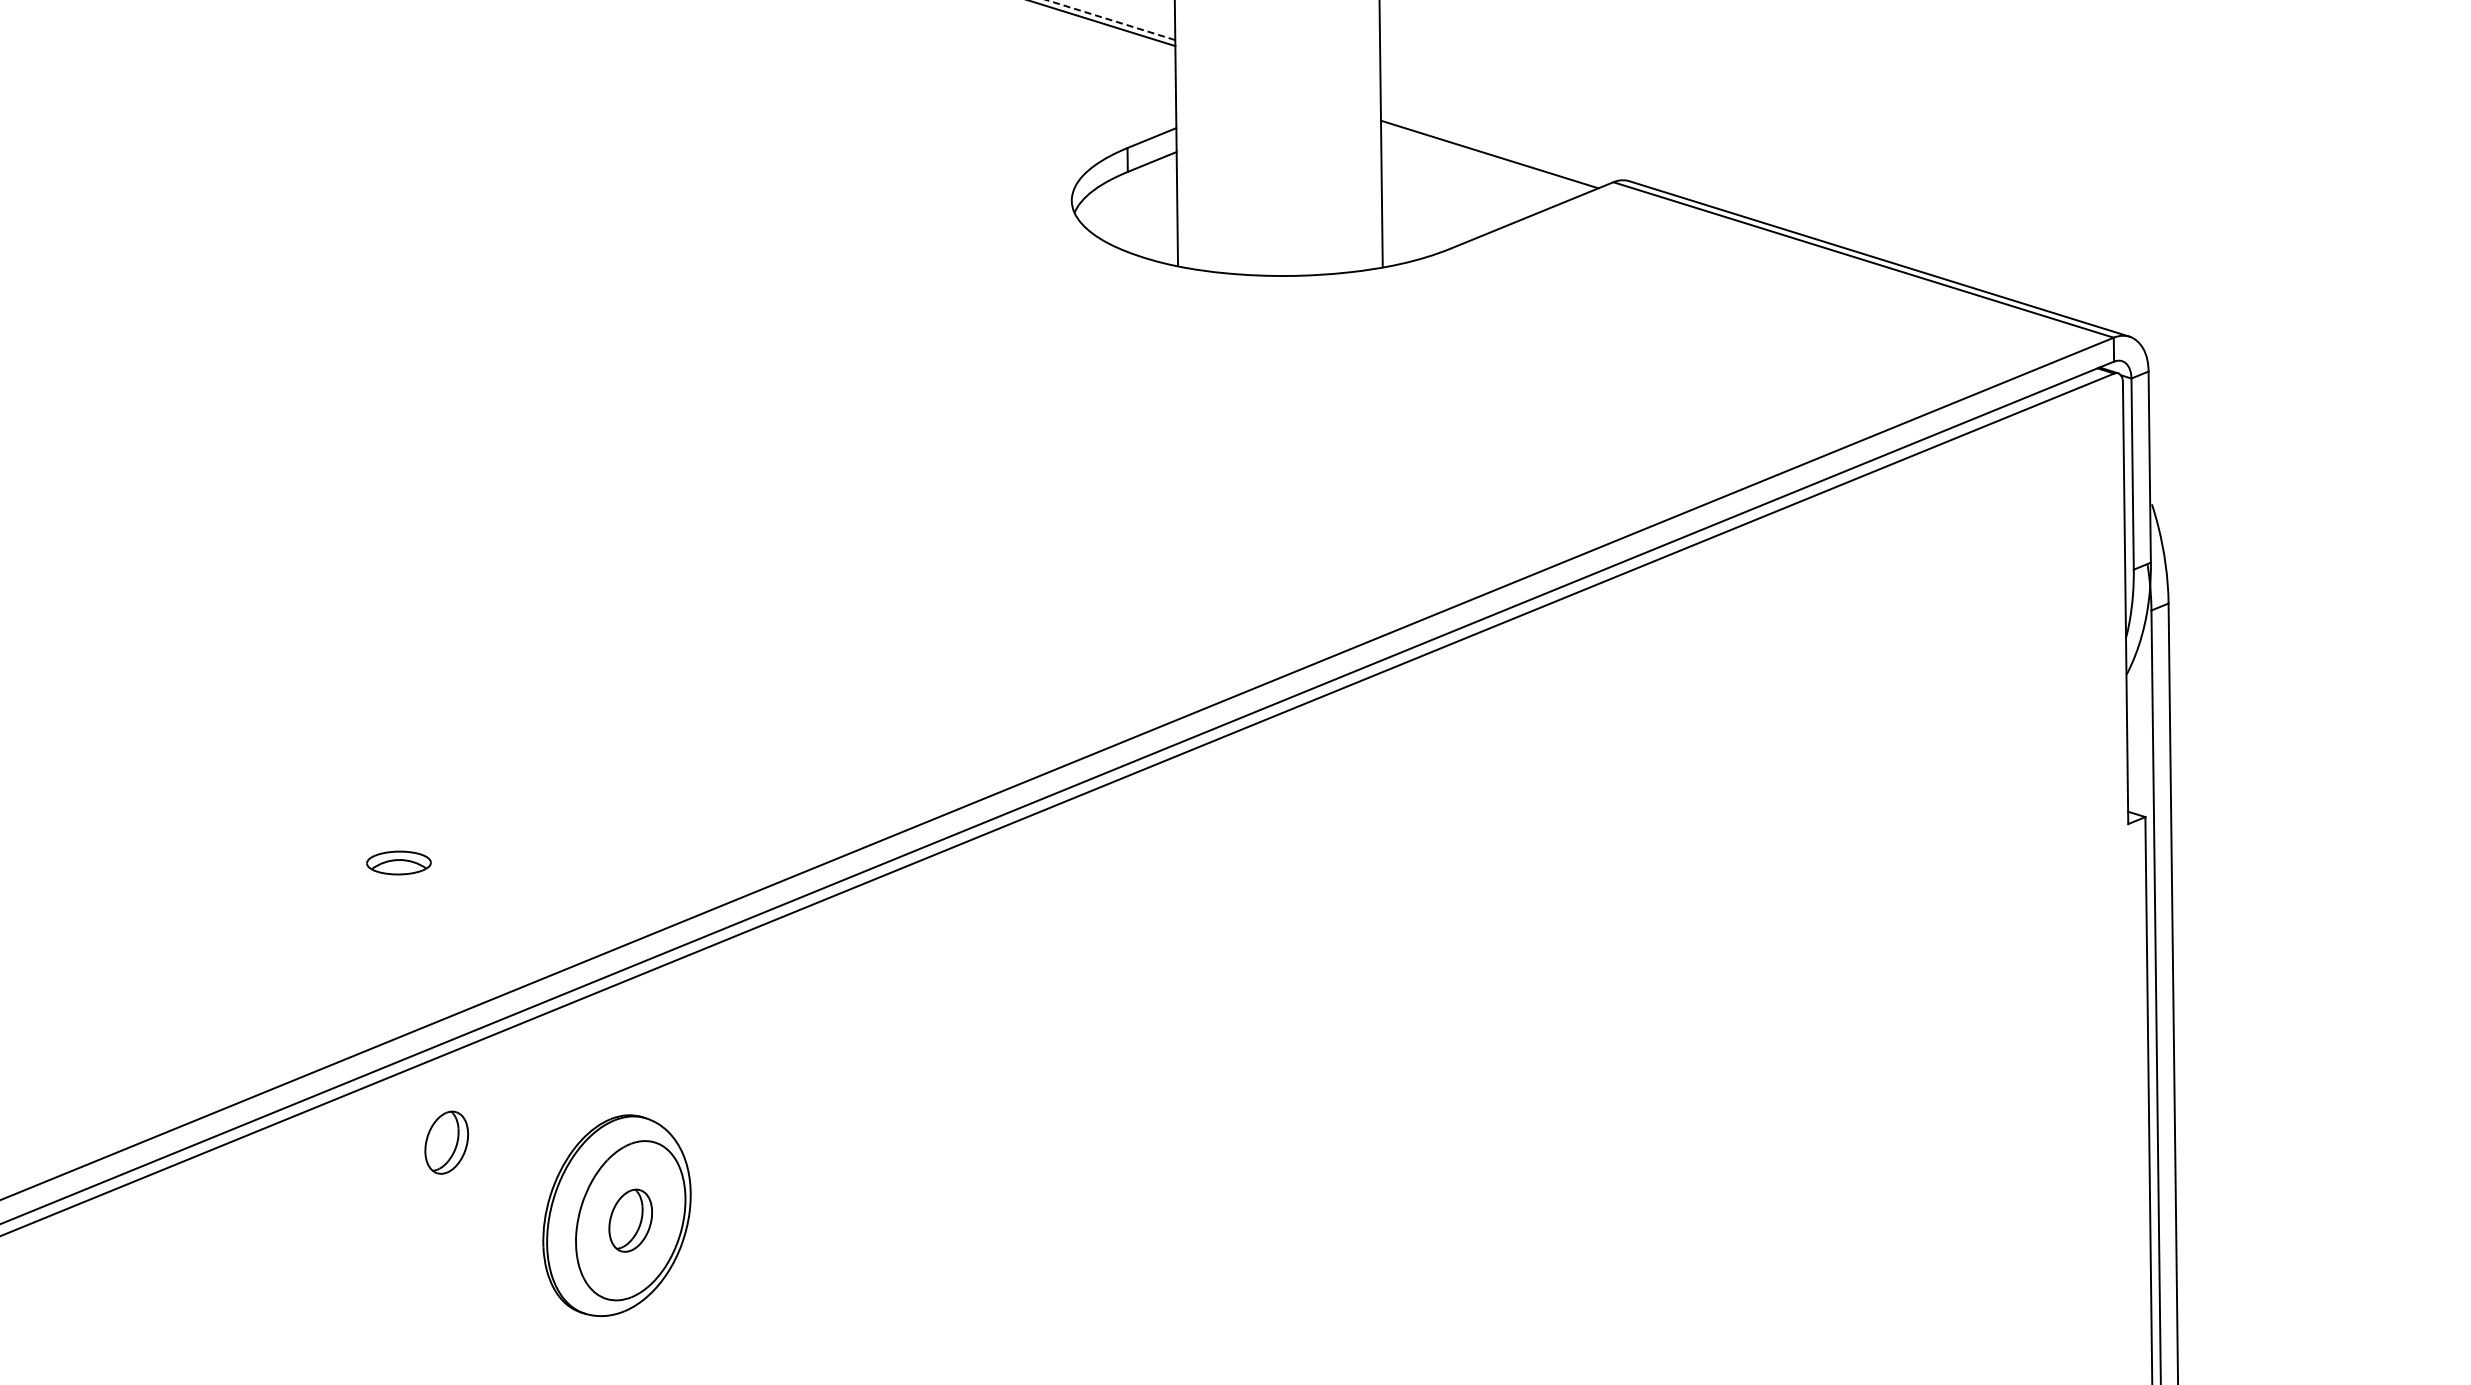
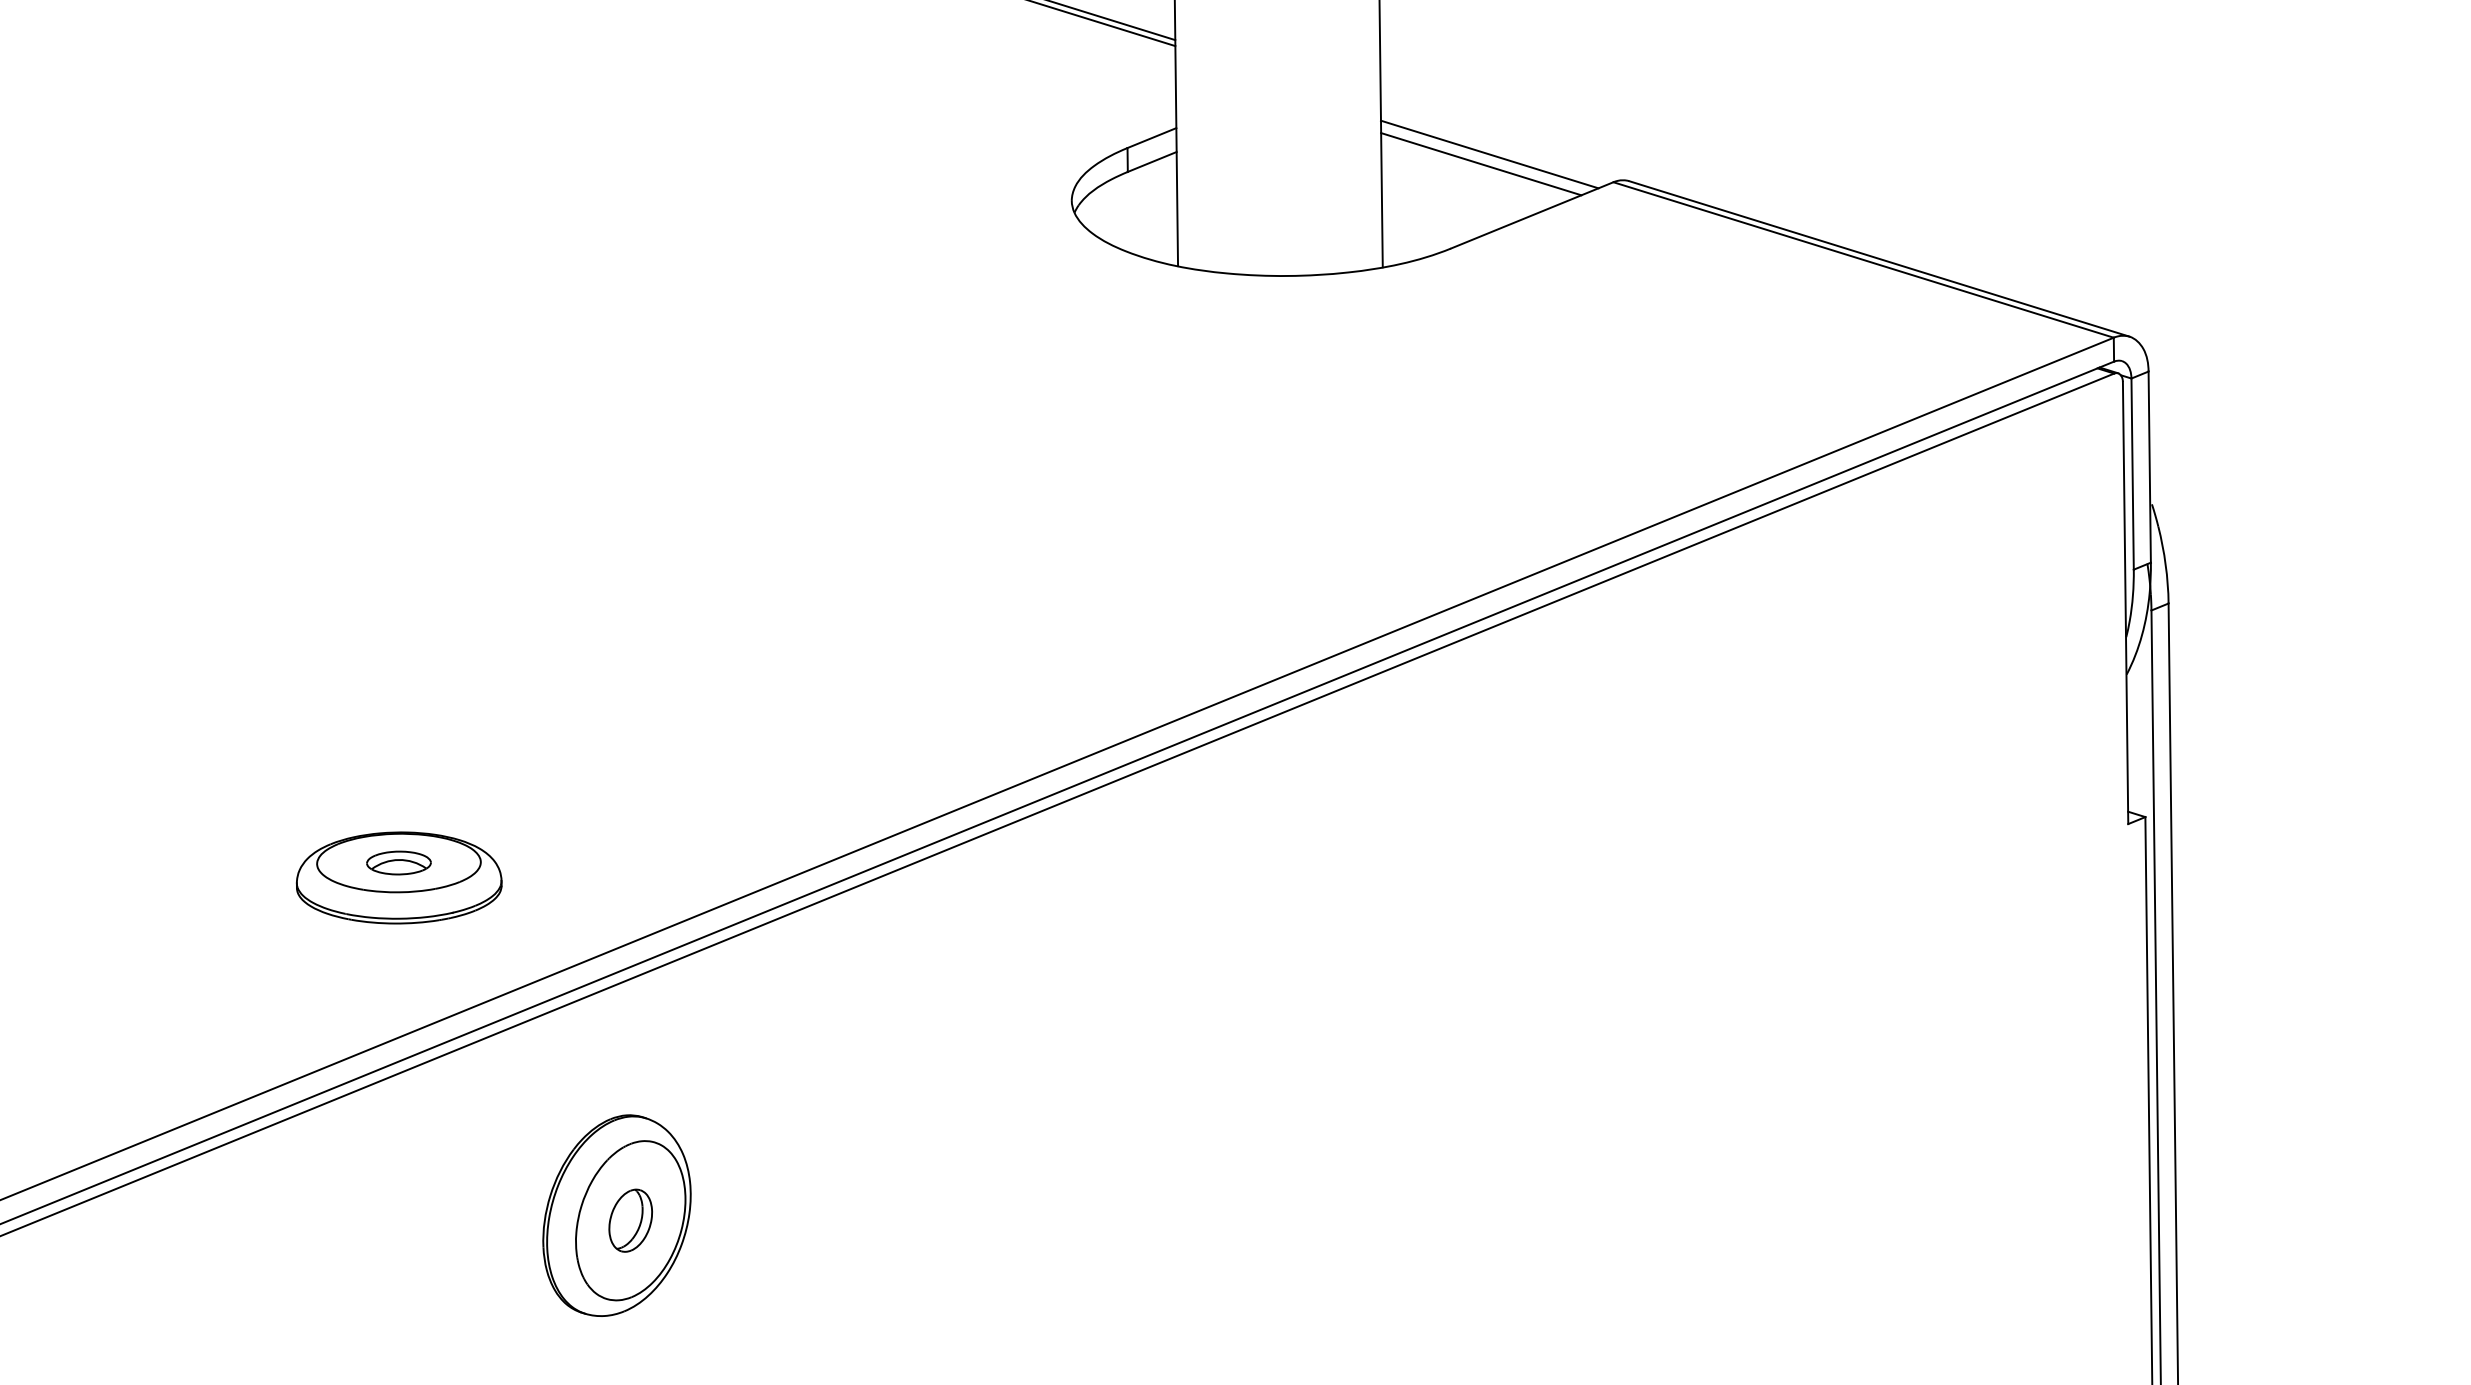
line: dashed -> solid (1110, 19)
line: none -> present (1481, 164)
part: none -> present (399, 877)
part: present -> none (446, 1142)
